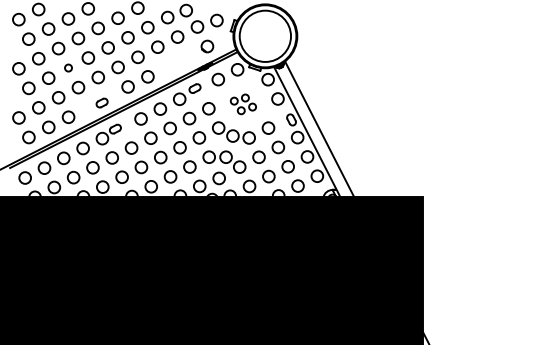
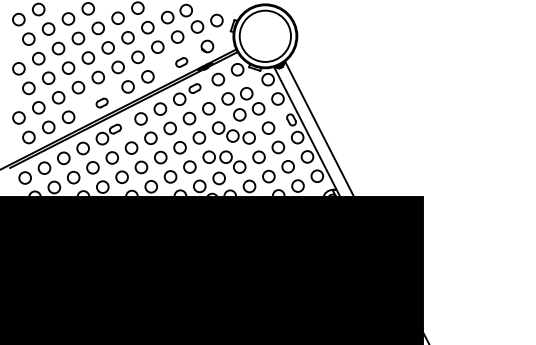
part: none -> present (181, 62)
circle size: 9x10 px -> 15x14 px (68, 67)
part size: 28x23 px -> 45x35 px (243, 104)
